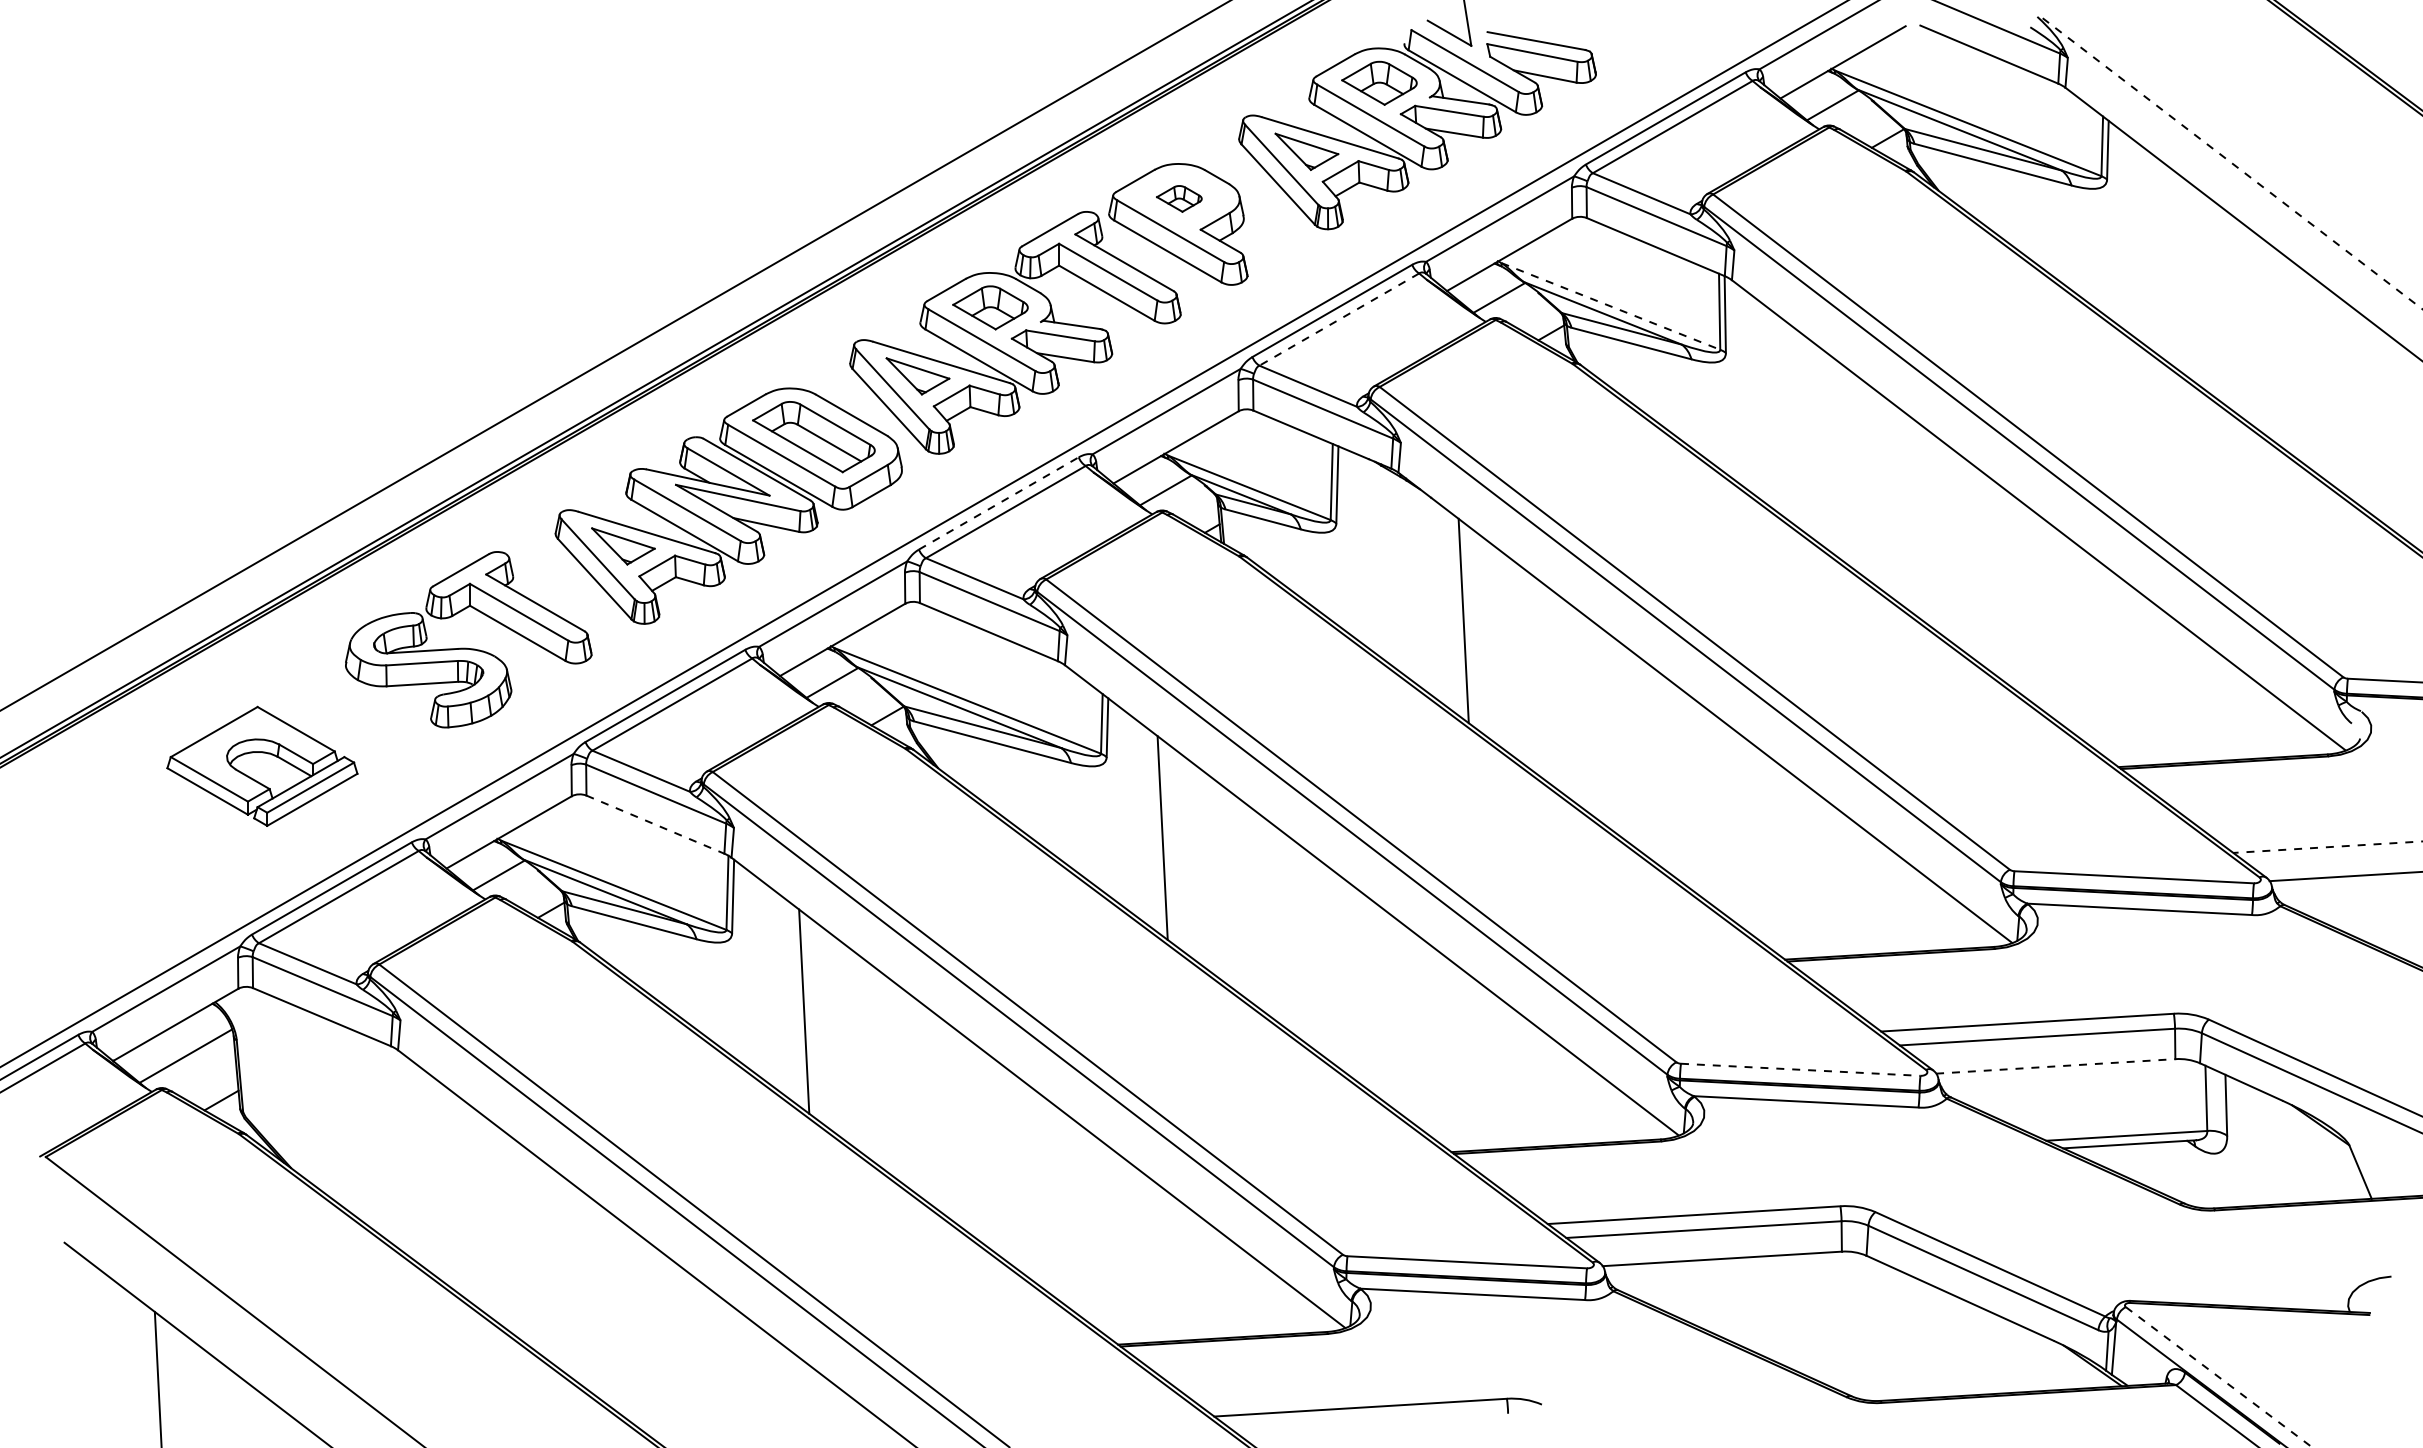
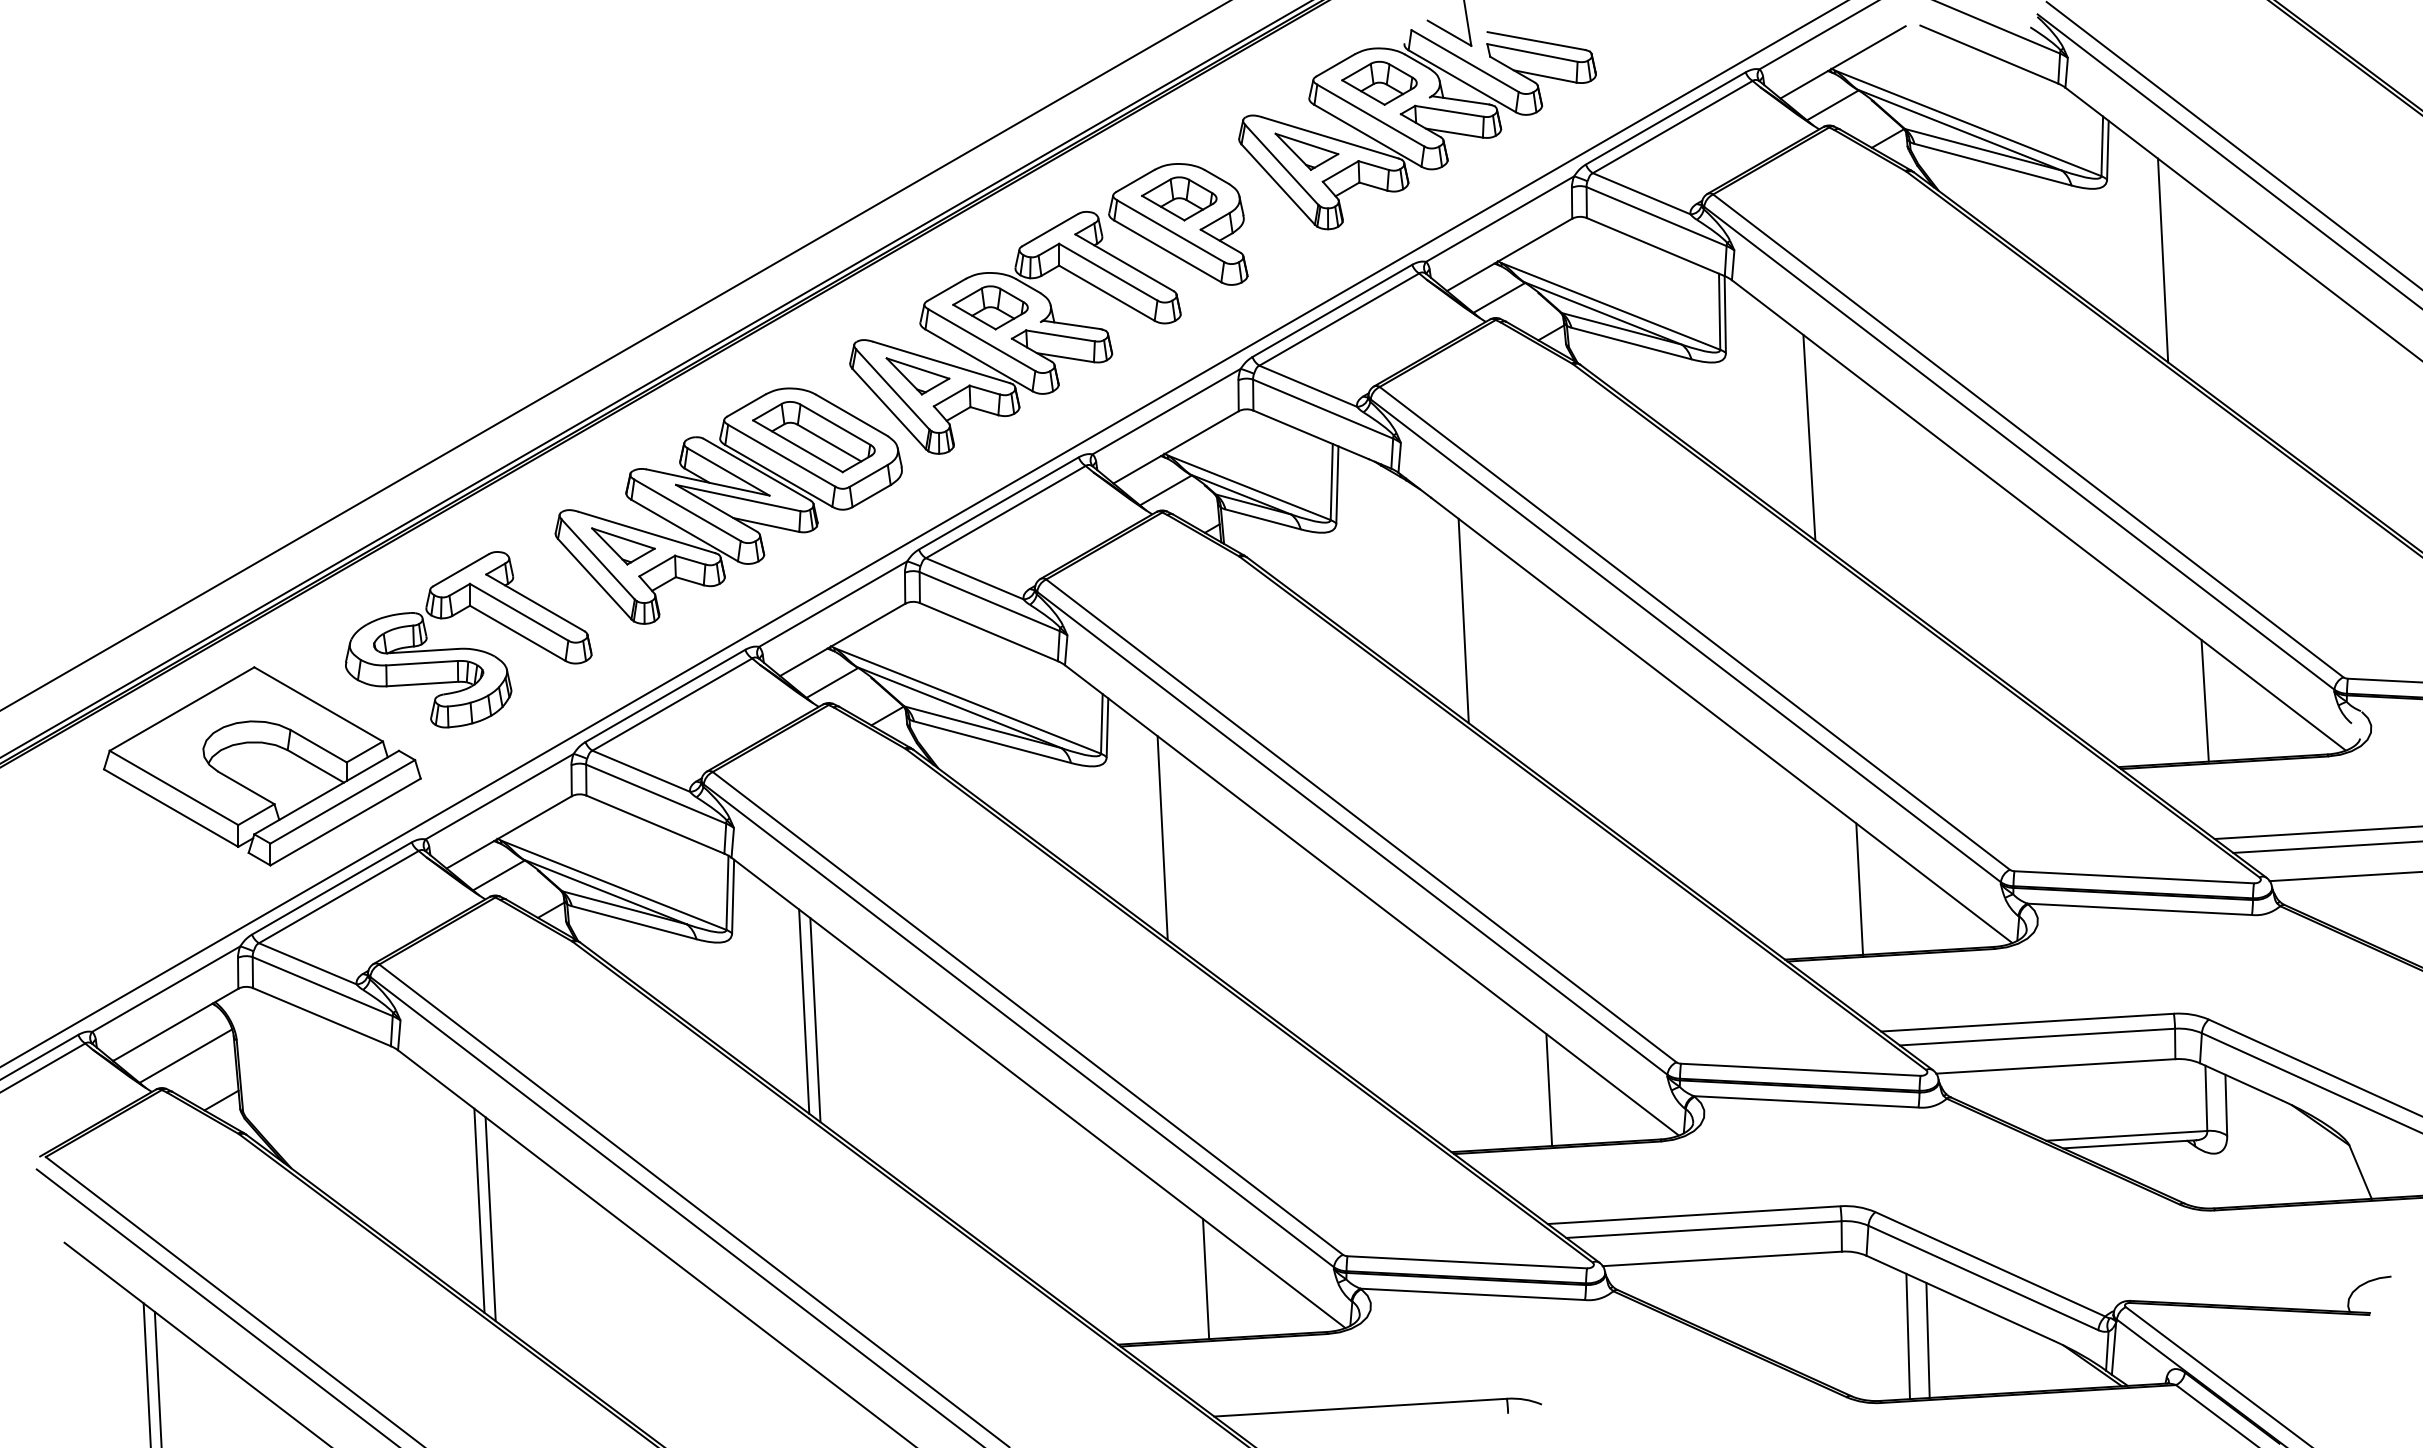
line: none -> present (2233, 144)
line: dashed -> solid (2229, 161)
part size: 47x28 px -> 77x46 px (1179, 198)
line: none -> present (2163, 260)
line: dashed -> solid (1610, 306)
line: dashed -> solid (1338, 319)
line: none -> present (1809, 437)
line: dashed -> solid (999, 503)
line: none -> present (2204, 700)
part size: 193x122 px -> 319x201 px (262, 766)
line: dashed -> solid (655, 824)
line: none -> present (2316, 832)
line: dashed -> solid (2328, 847)
line: none -> present (1859, 888)
line: none -> present (815, 1020)
line: dashed -> solid (2055, 1066)
line: dashed -> solid (1800, 1069)
line: none -> present (1549, 1090)
line: none -> present (479, 1210)
line: none -> present (490, 1219)
line: none -> present (1206, 1278)
line: none -> present (216, 1306)
line: none -> present (1907, 1336)
line: none -> present (1927, 1339)
line: none -> present (146, 1373)
line: dashed -> solid (2219, 1377)
